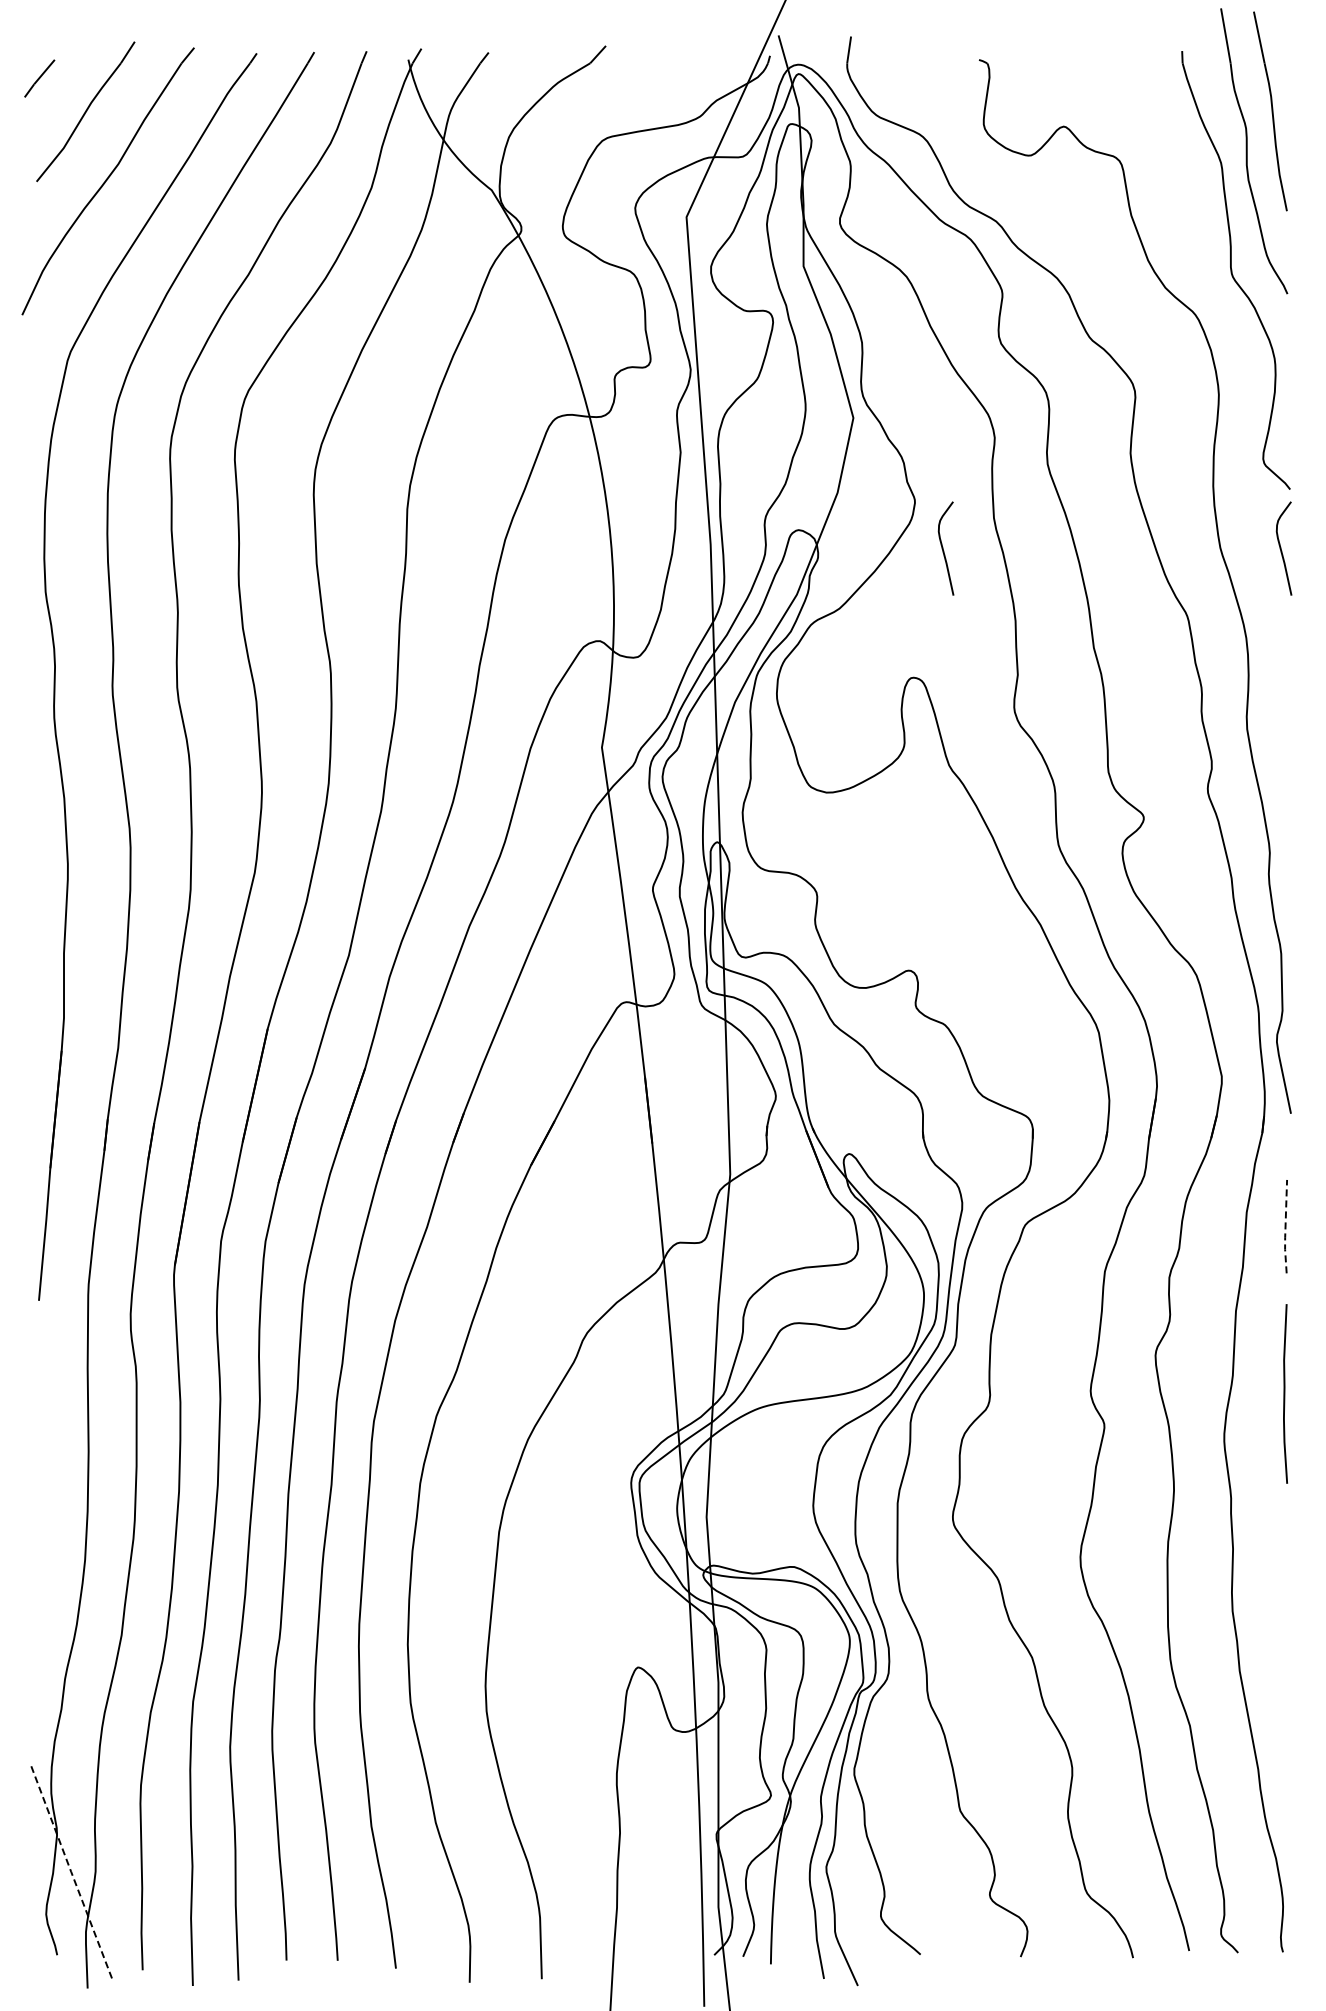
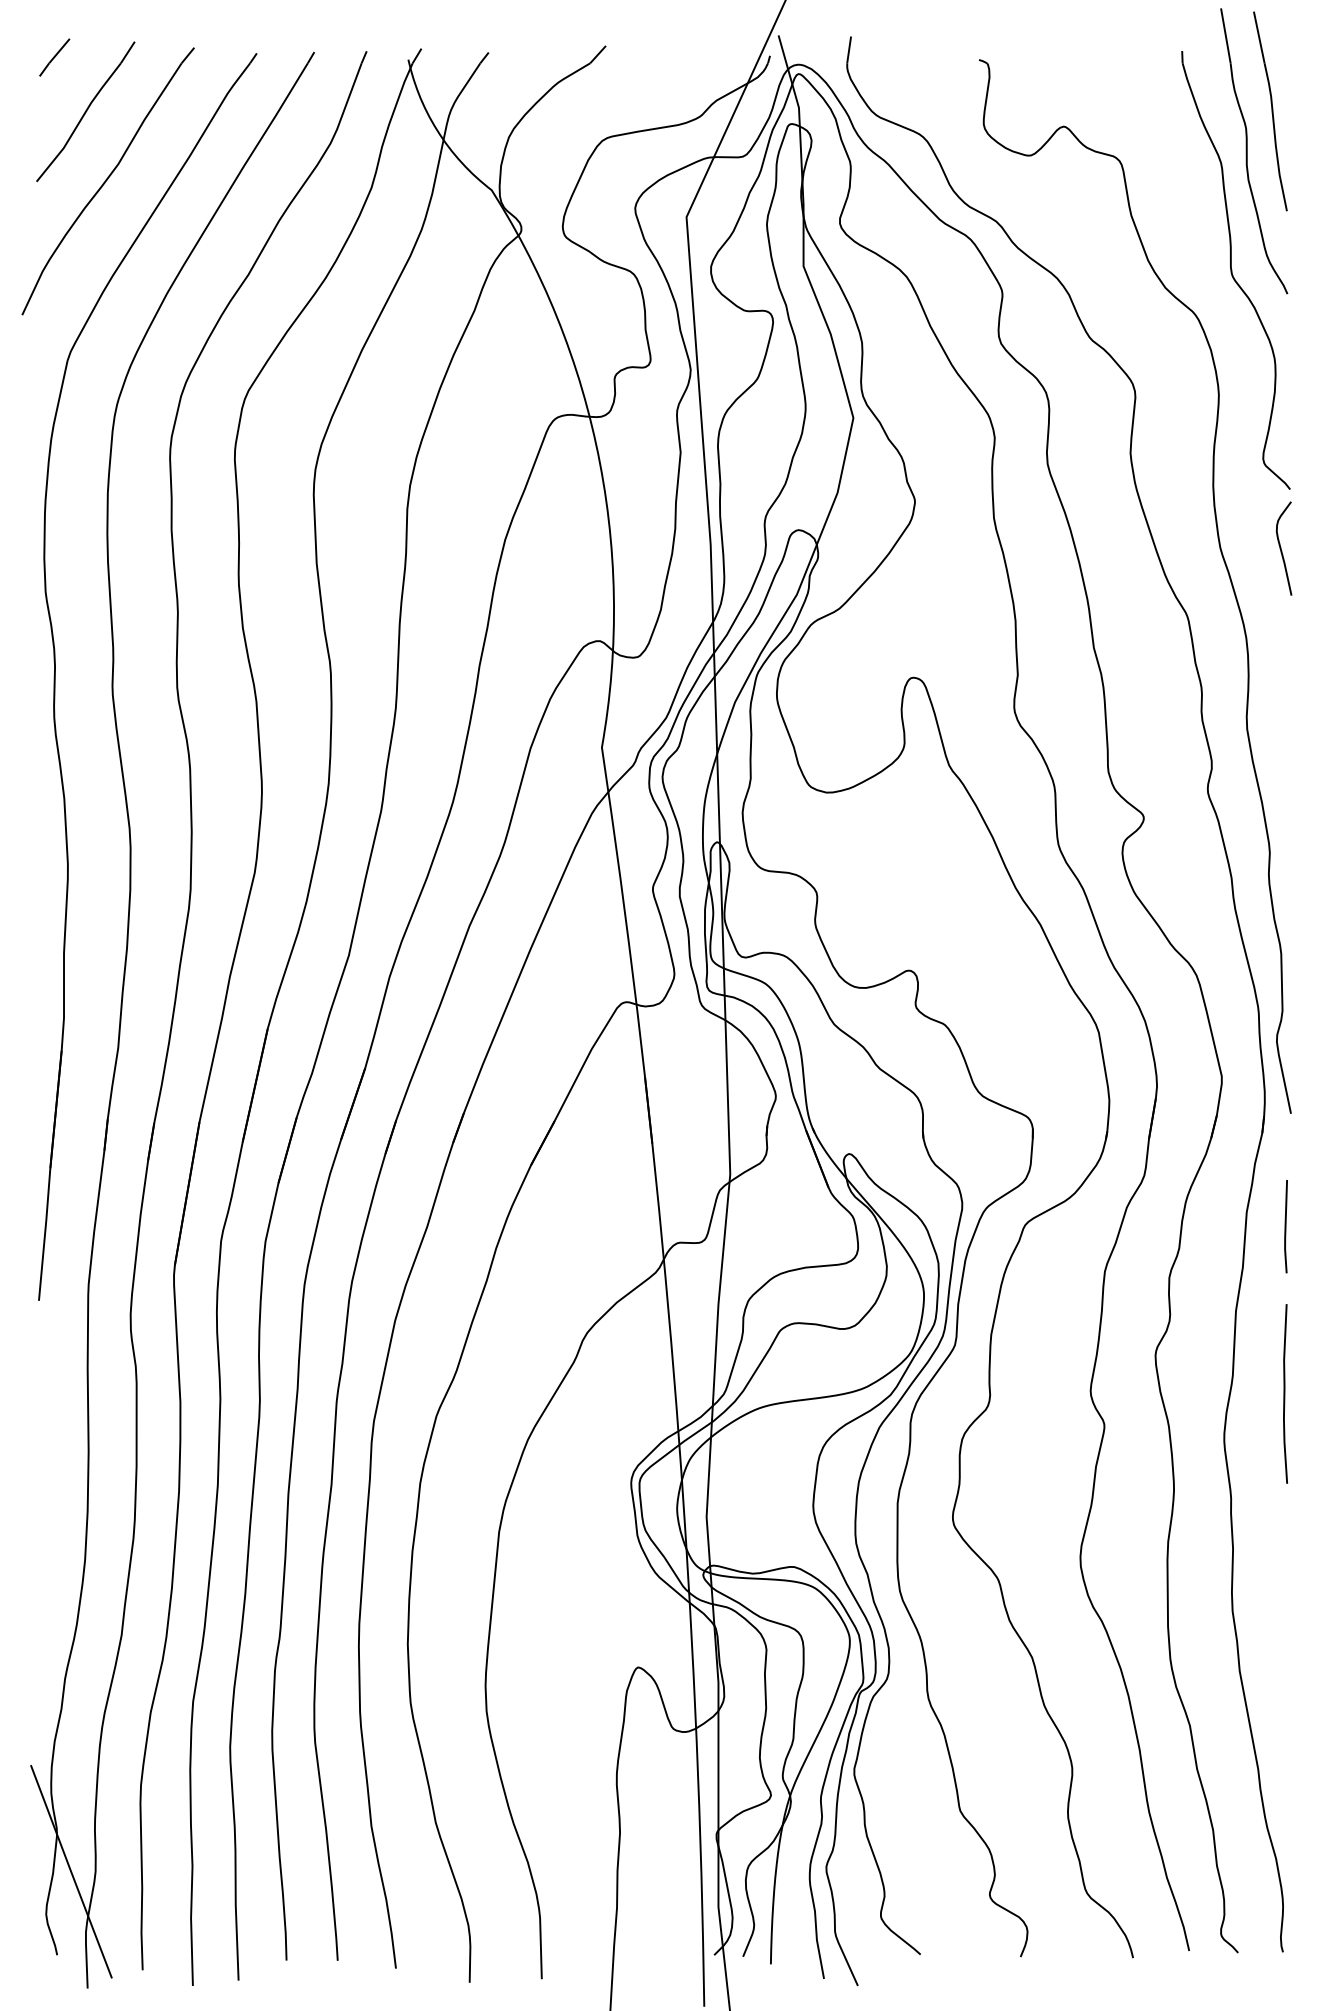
line position: (39, 78) -> (54, 57) (54, 57)
curve: present -> none (943, 548)
line: dashed -> solid (1285, 1227)
line: dashed -> solid (71, 1871)
